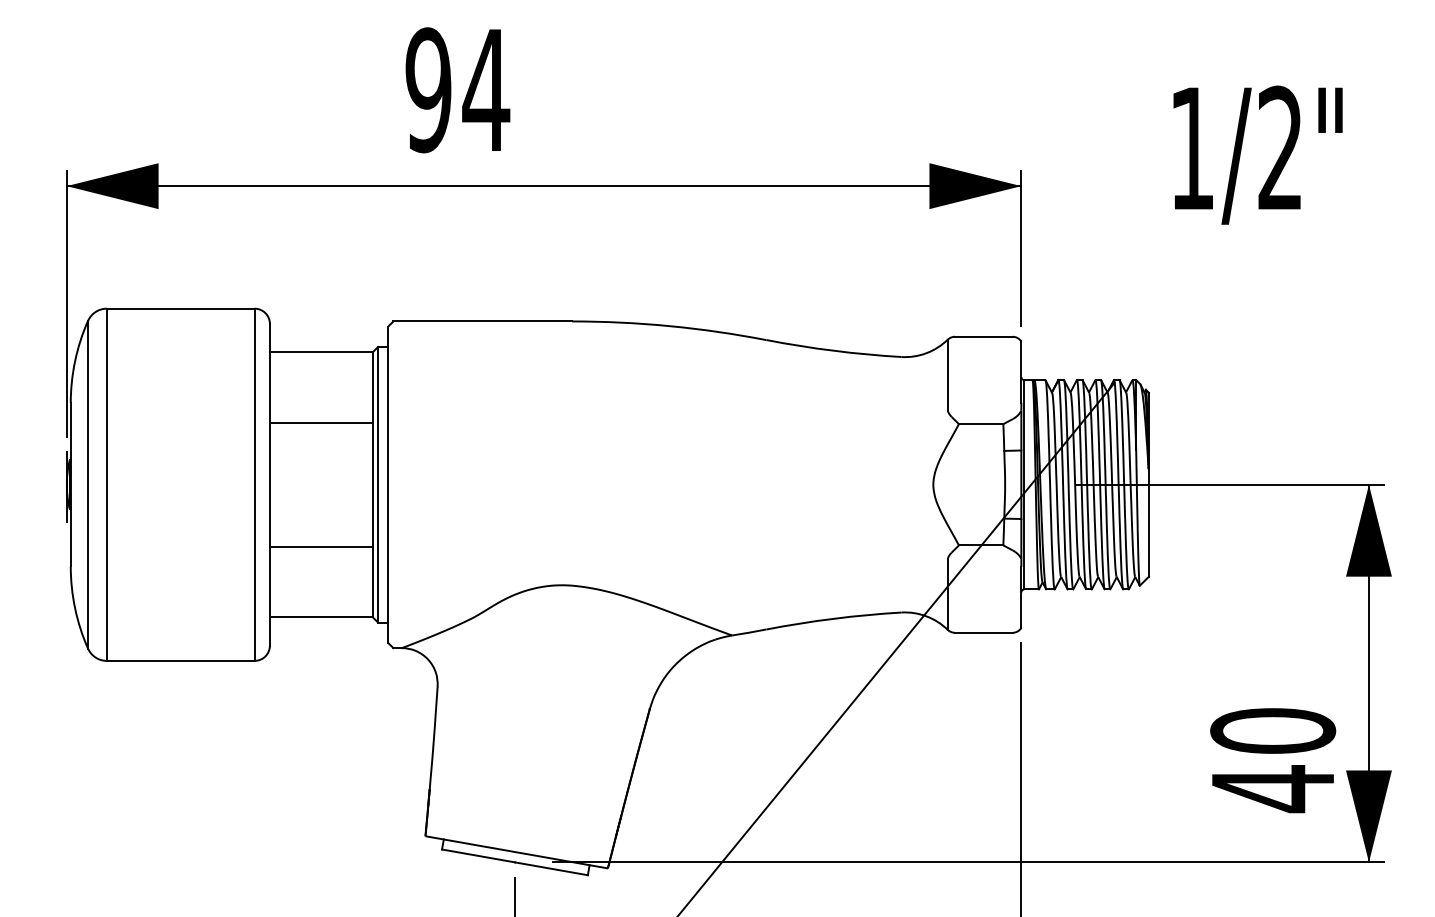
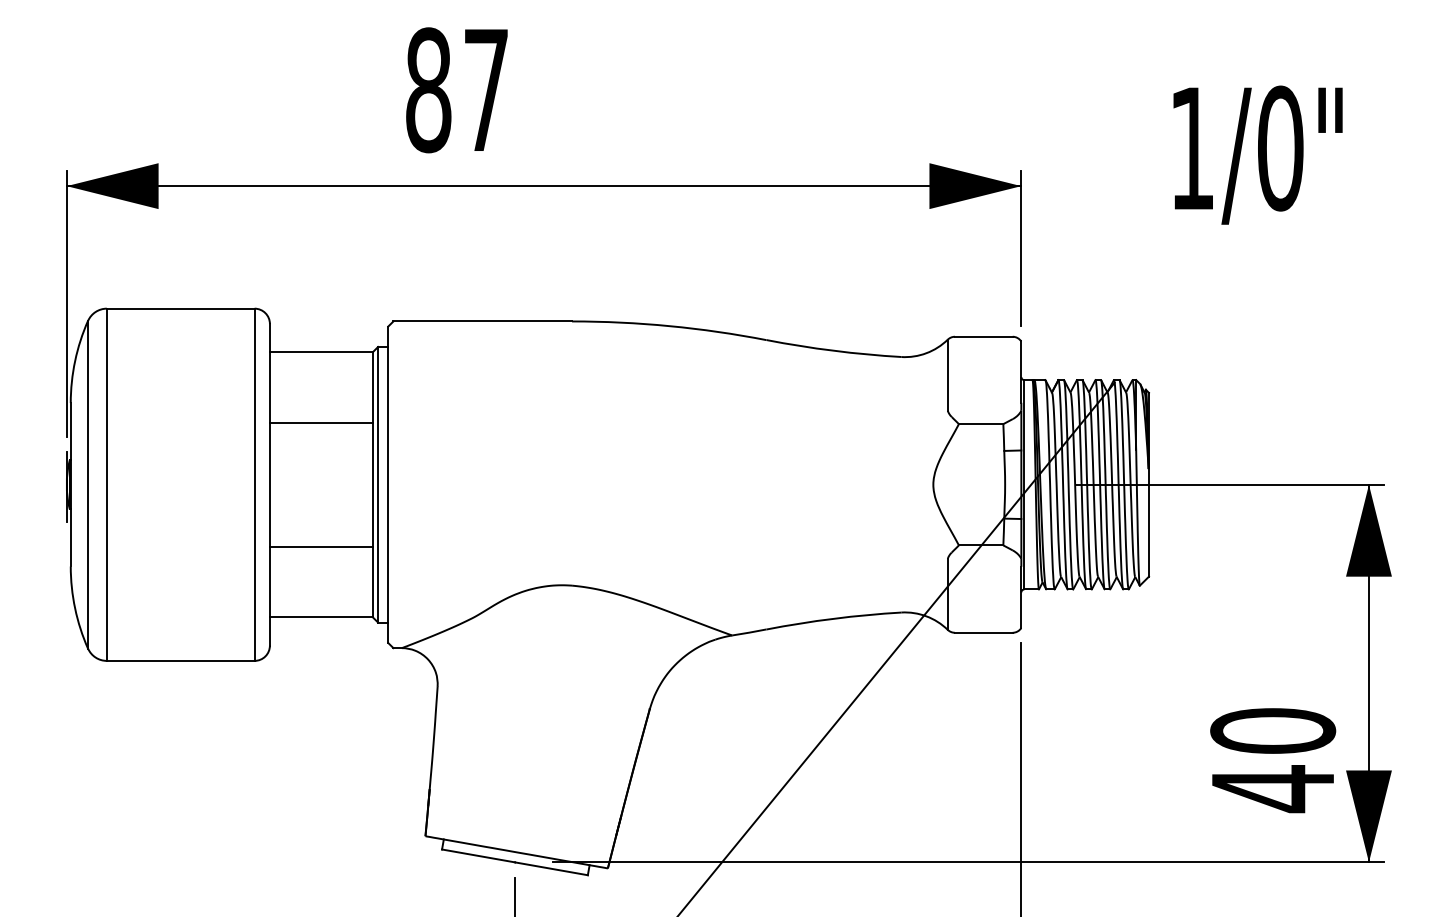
text: 94 -> 87 (457, 90)
text: 1/2" -> 1/0" (1280, 148)
